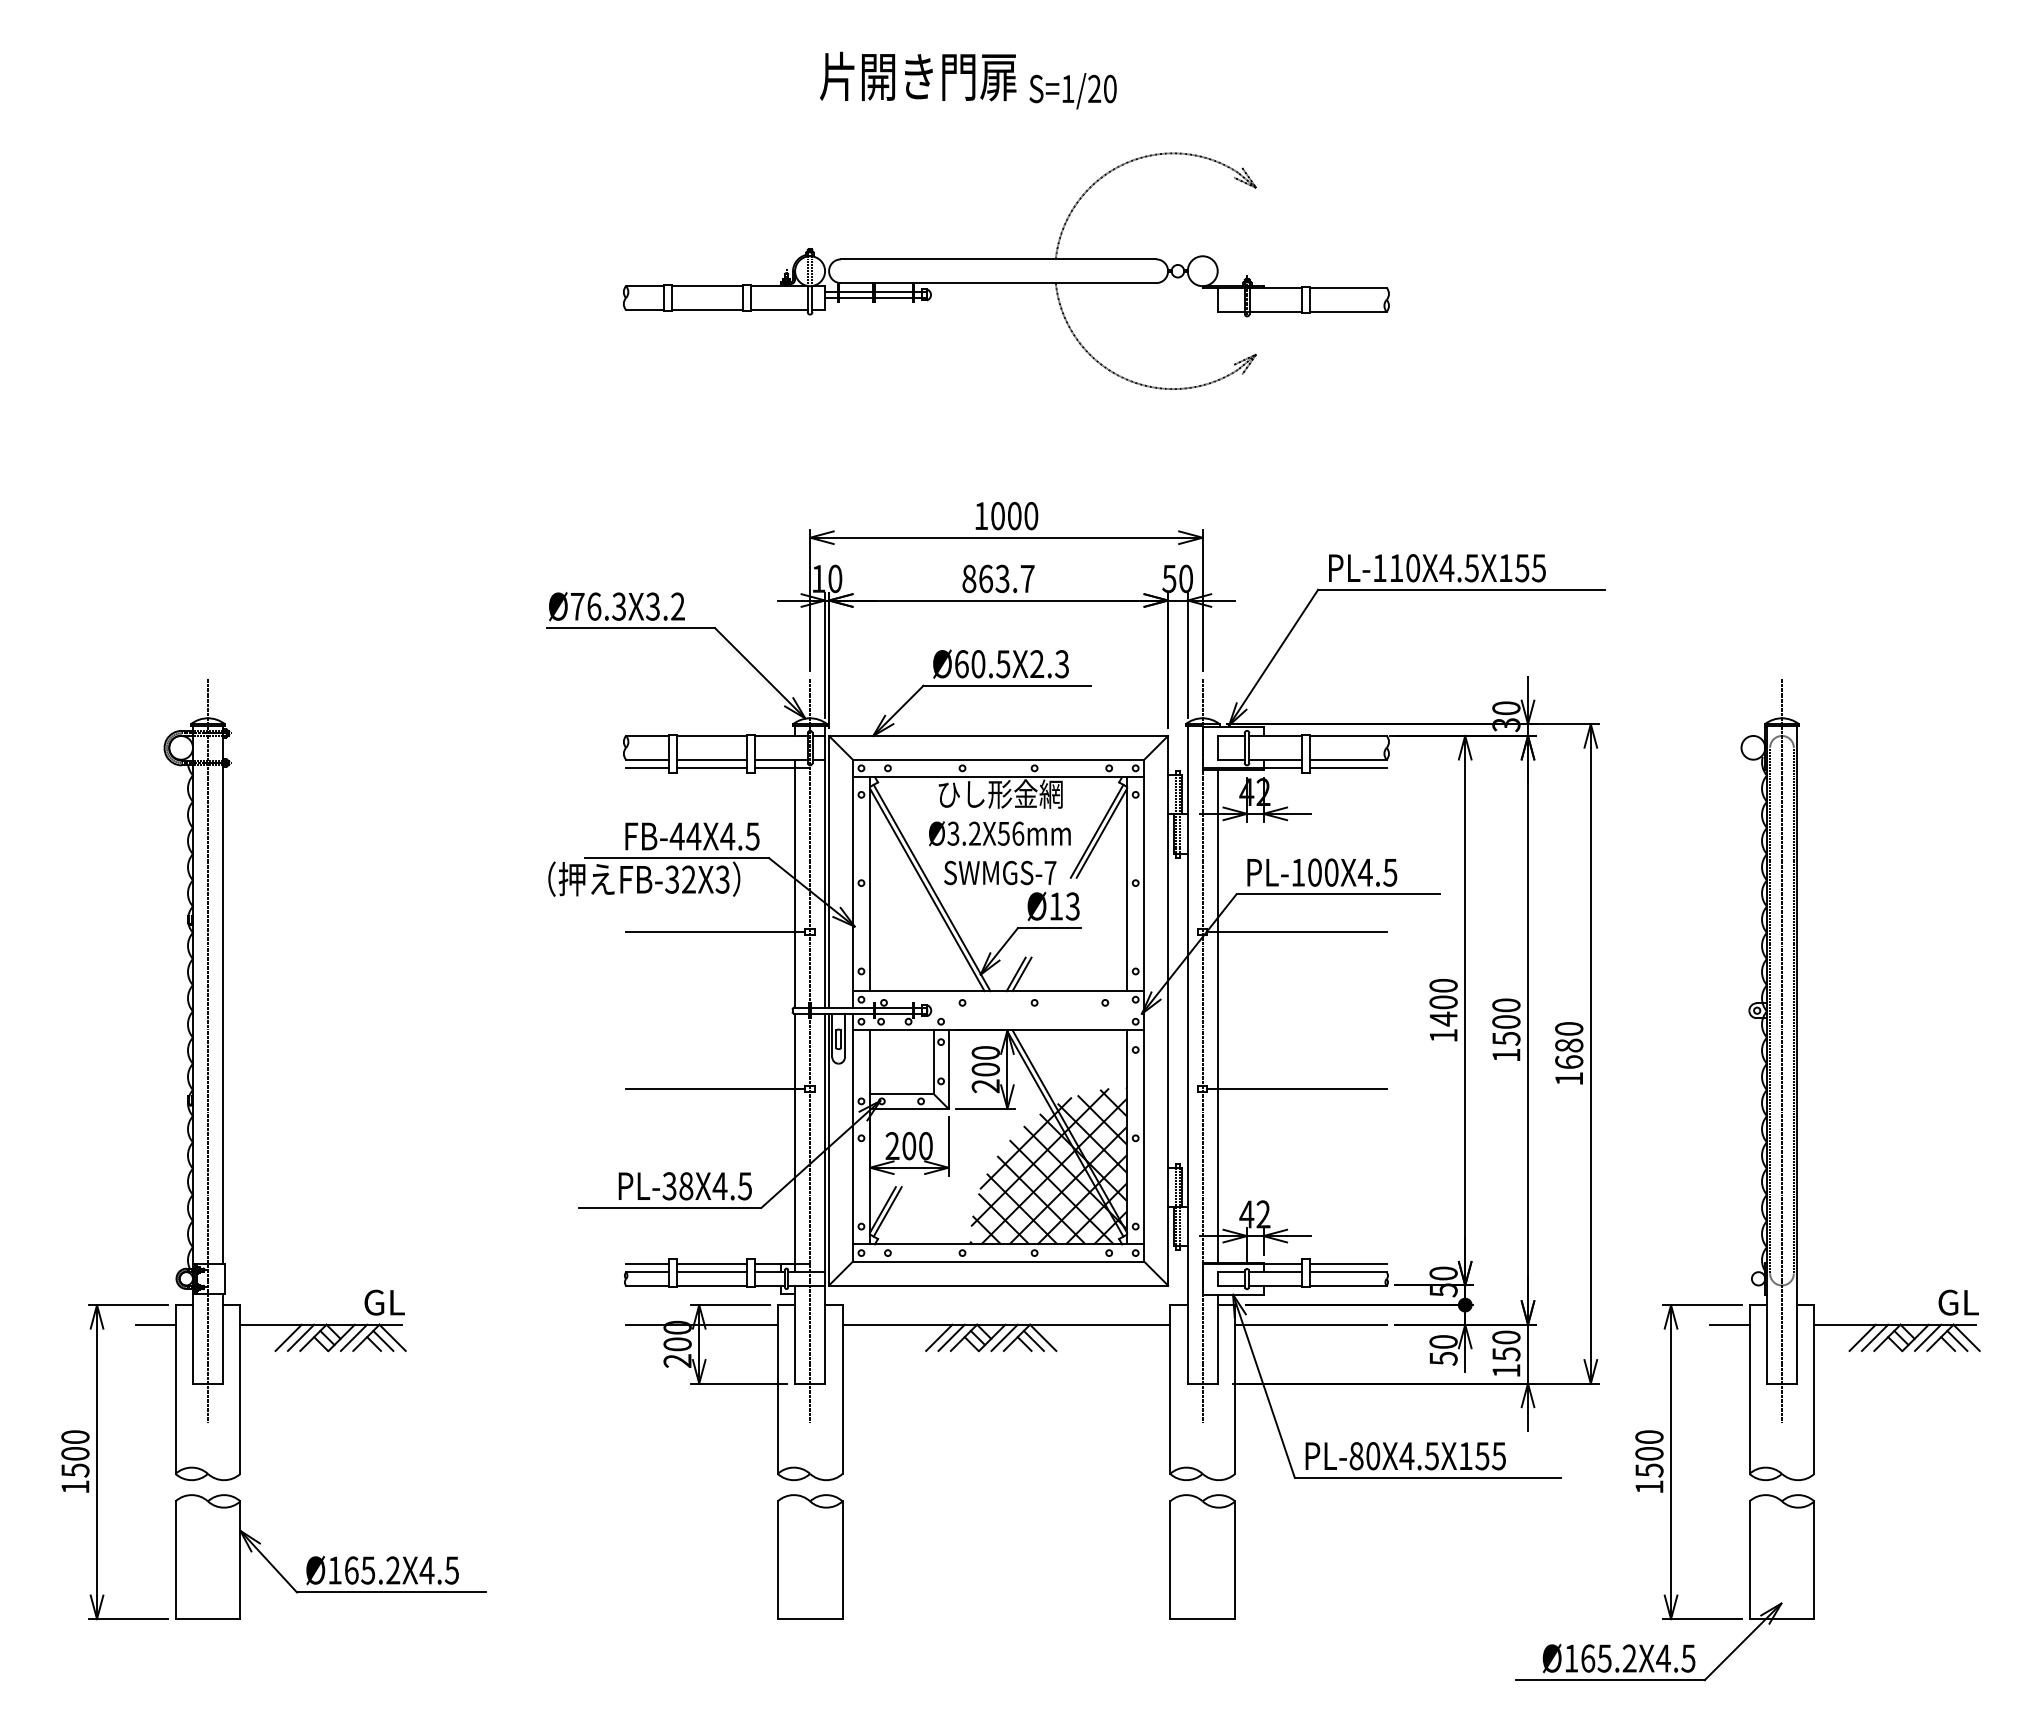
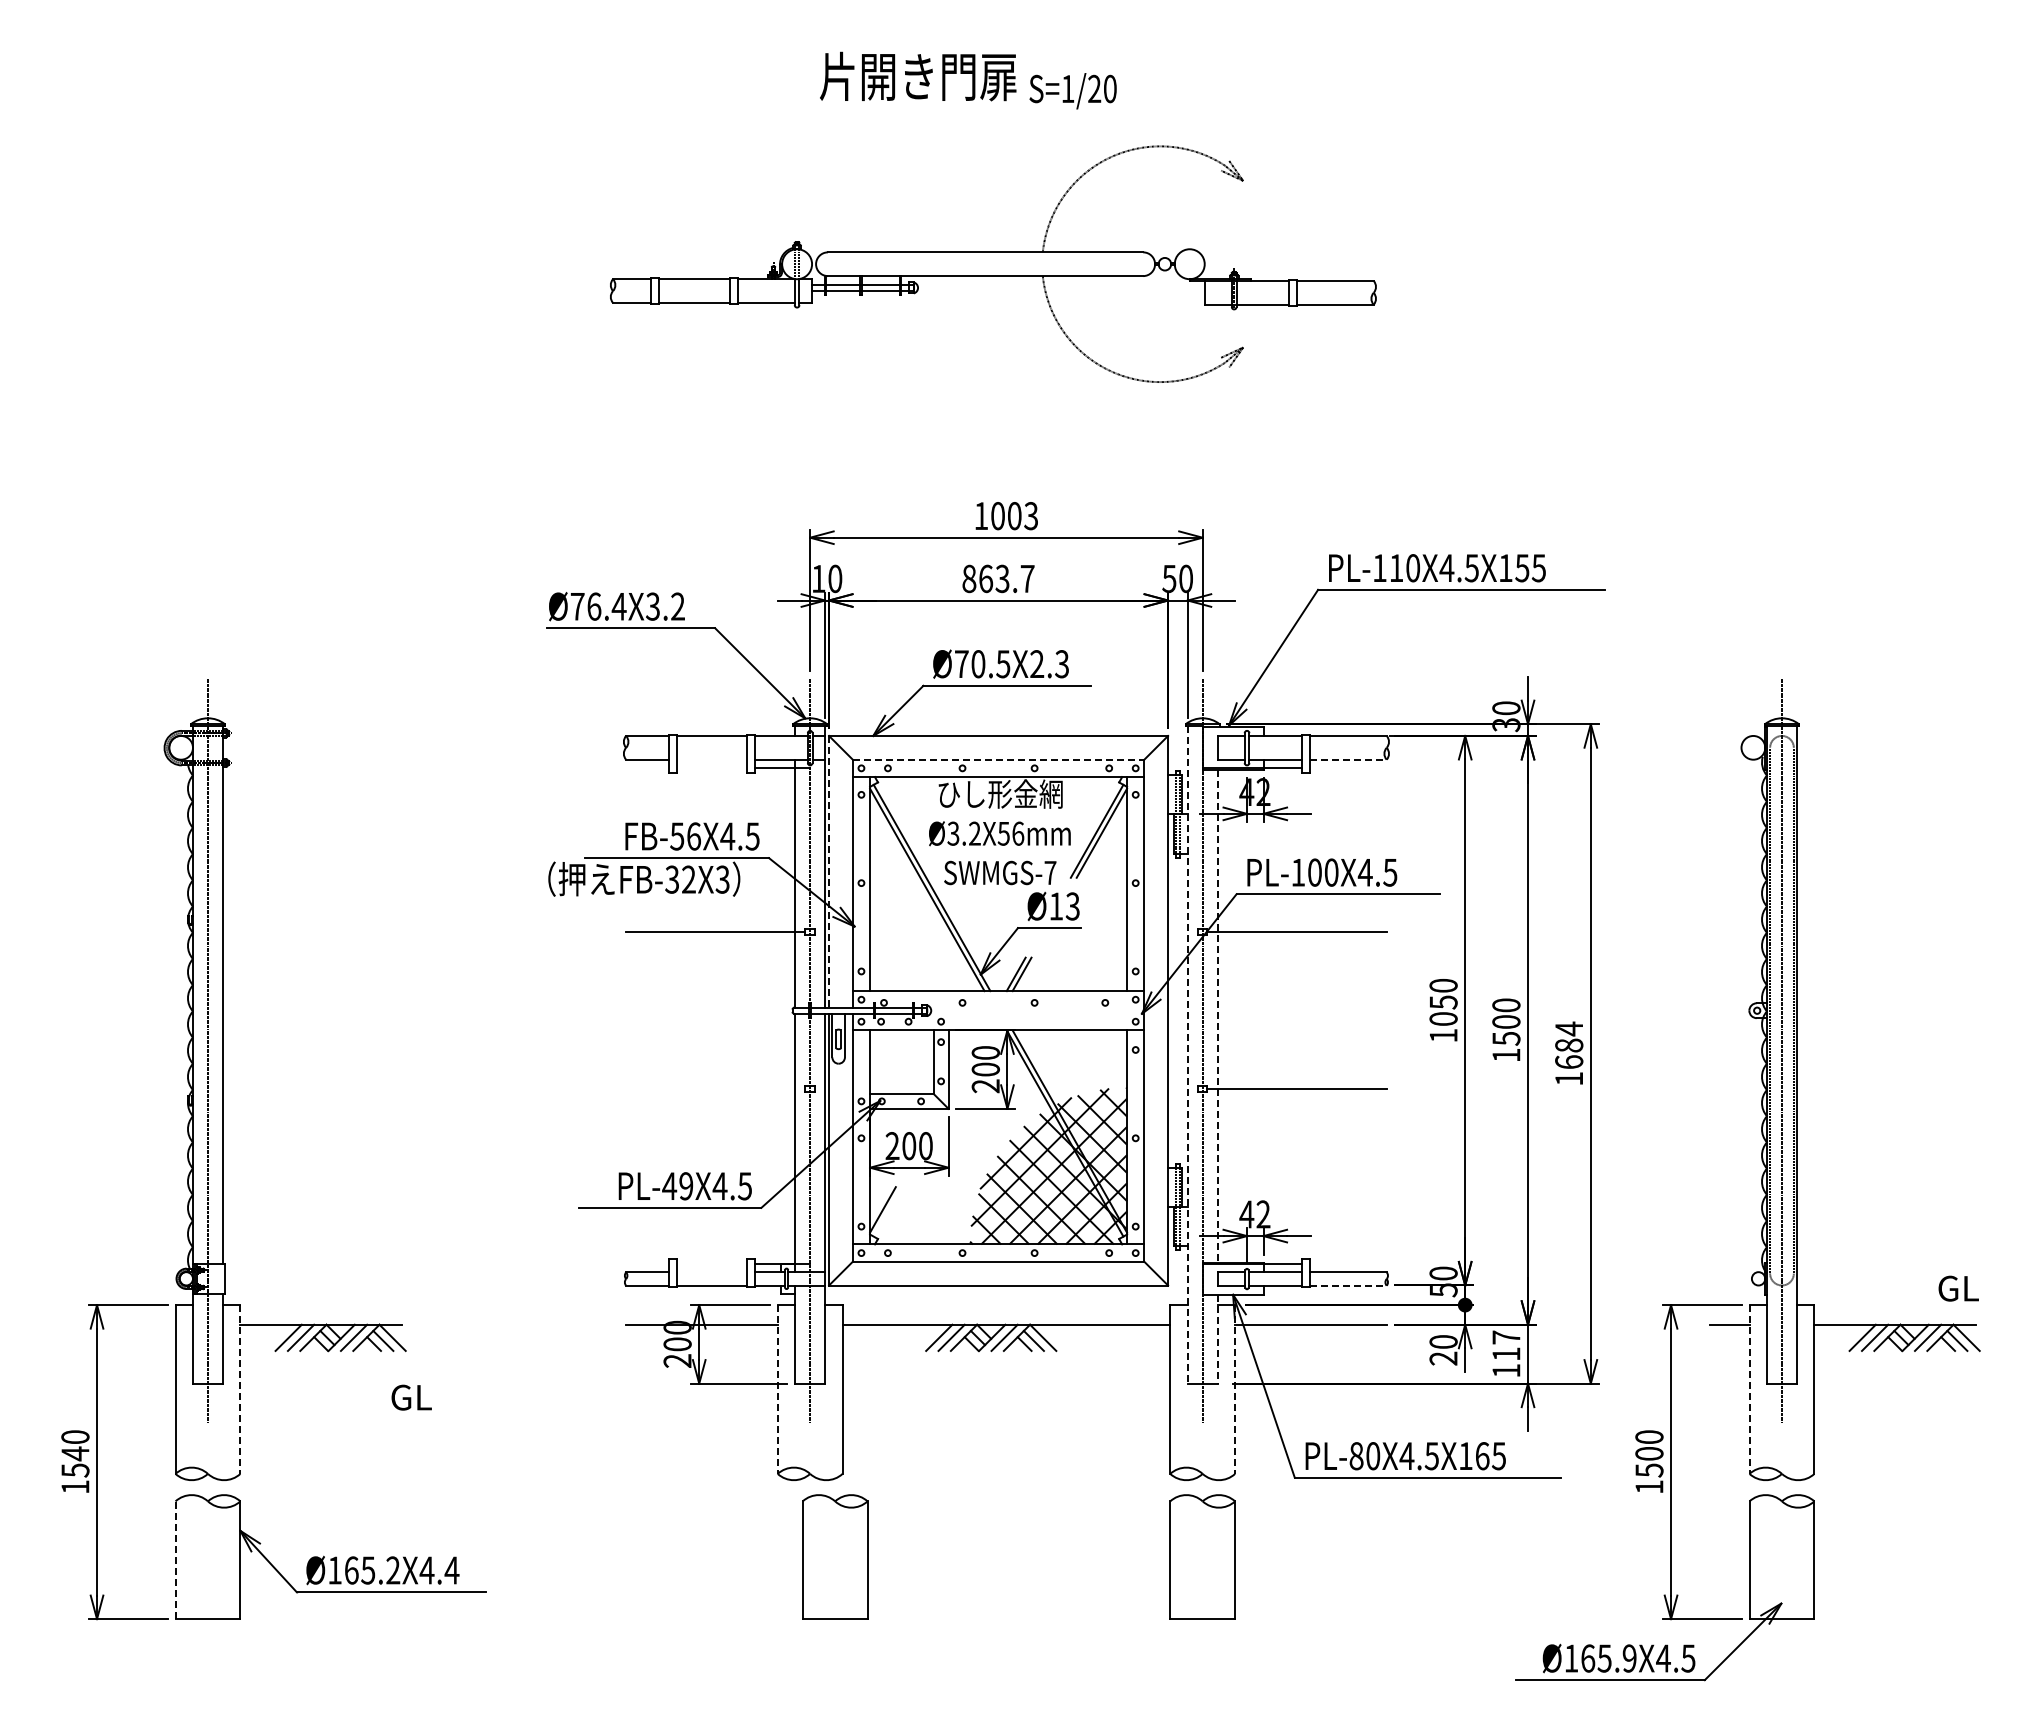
part position: (1006, 270) -> (993, 263) (993, 263)
text: 1000 -> 1003 (1031, 516)
text: Ø76.3X3.2 -> Ø76.4X3.2 (618, 606)
text: Ø60.5X2.3 -> Ø70.5X2.3 (961, 664)
line: present -> none (711, 759)
line: solid -> dashed (998, 759)
line: solid -> dashed (1348, 759)
line: present -> none (647, 768)
line: present -> none (711, 768)
line: present -> none (1347, 768)
text: FB-44X4.5 -> FB-56X4.5 (685, 836)
line: solid -> dashed (829, 871)
text: 1400 -> 1050 (1443, 1010)
line: solid -> dashed (1217, 1016)
text: 1680 -> 1684 (1569, 1028)
line: solid -> dashed (1187, 1054)
line: present -> none (715, 1089)
text: PL-38X4.5 -> PL-49X4.5 (677, 1186)
line: present -> none (887, 1211)
line: present -> none (647, 1263)
line: present -> none (711, 1263)
line: present -> none (1347, 1263)
line: present -> none (711, 1272)
line: solid -> dashed (1348, 1285)
text position: (384, 1302) -> (411, 1397) (411, 1397)
text position: (1958, 1302) -> (1958, 1288) (1958, 1288)
line: present -> none (155, 1324)
line: solid -> dashed (1217, 1339)
text: 150 -> 117 (1506, 1345)
text: 50 -> 20 (1443, 1358)
line: solid -> dashed (240, 1390)
line: solid -> dashed (777, 1390)
line: solid -> dashed (1235, 1390)
line: solid -> dashed (1749, 1390)
text: 1500 -> 1540 (75, 1453)
text: PL-80X4.5X155 -> PL-80X4.5X165 (1482, 1456)
part position: (810, 1556) -> (835, 1556) (835, 1556)
line: solid -> dashed (175, 1560)
text: Ø165.2X4.5 -> Ø165.2X4.4 (451, 1570)
text: Ø165.2X4.5 -> Ø165.9X4.5 (1629, 1658)
